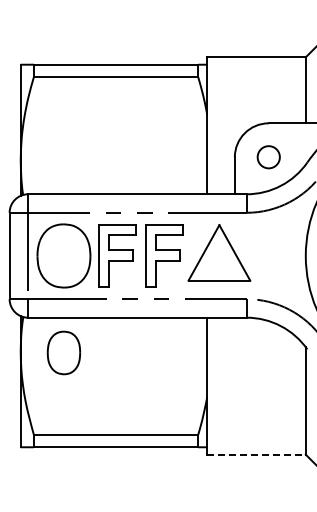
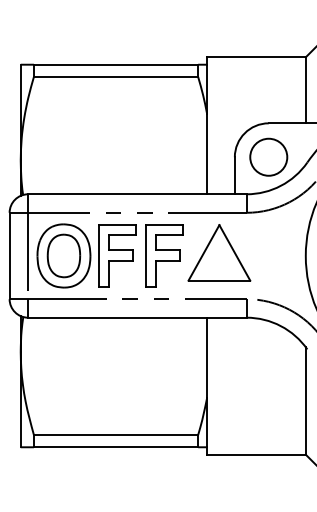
circle diameter: 22 px -> 37 px (268, 156)
part position: (63, 352) -> (63, 255) (63, 255)
line: dashed -> solid (256, 454)
